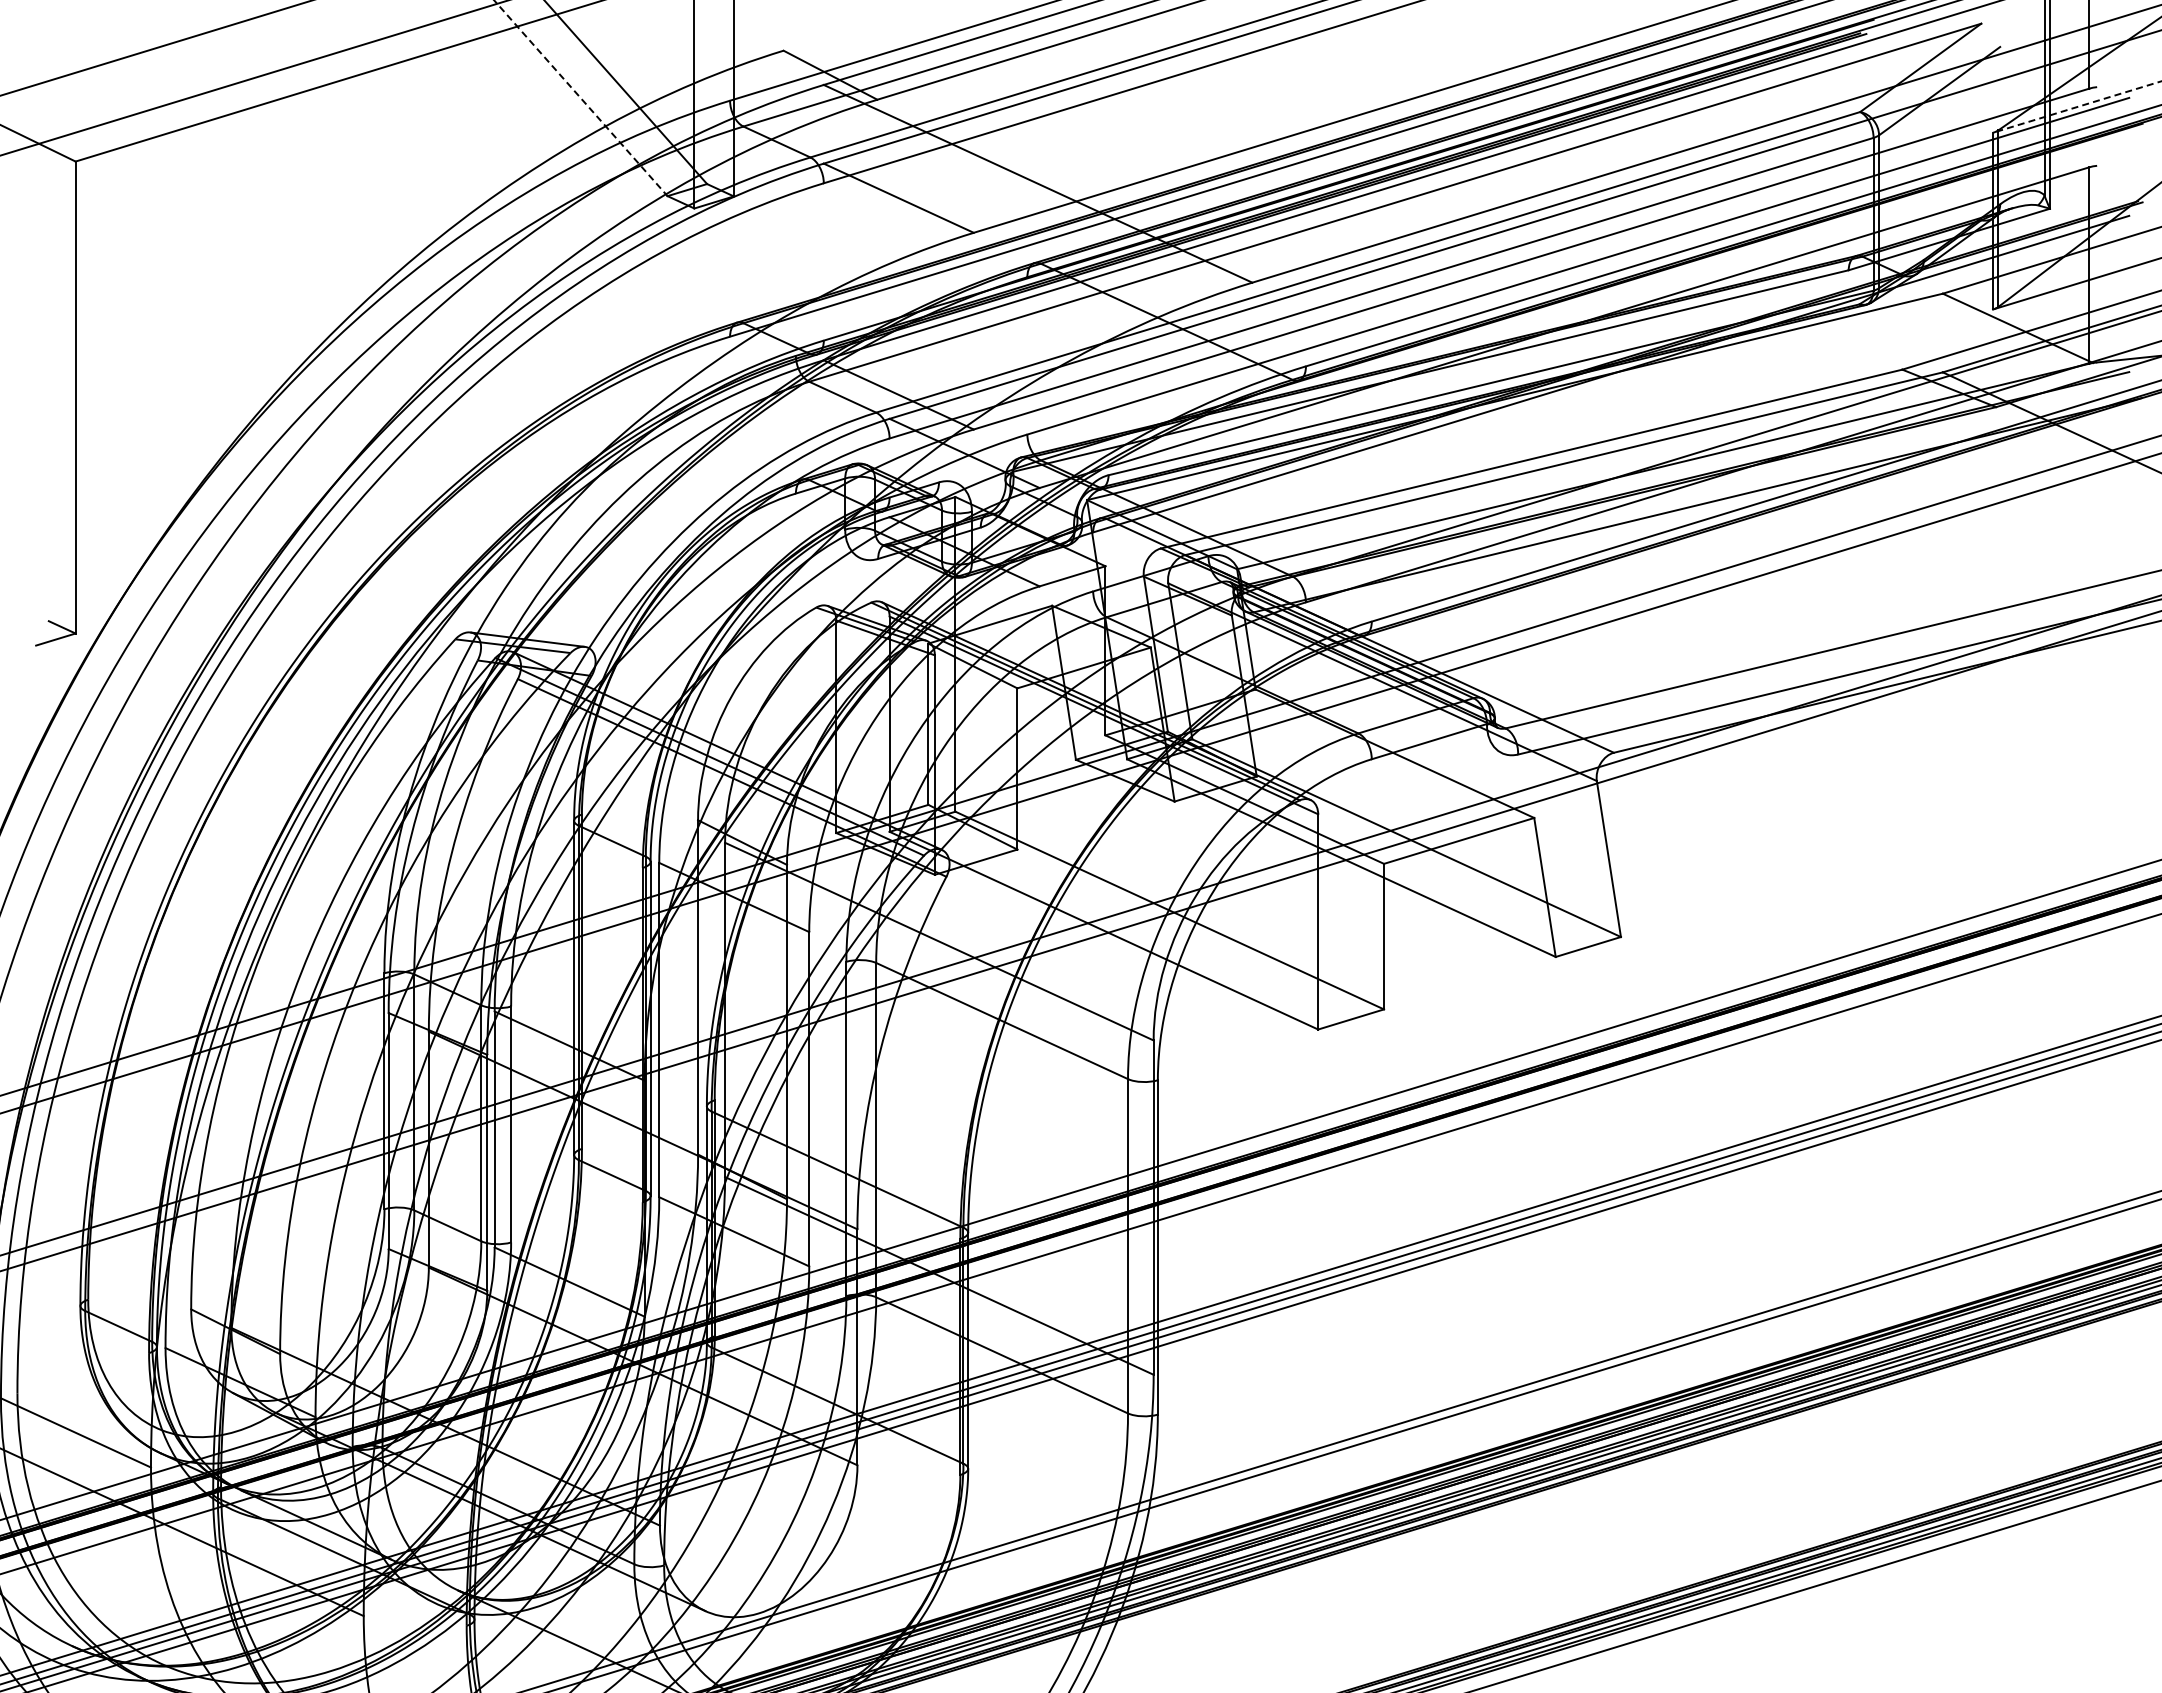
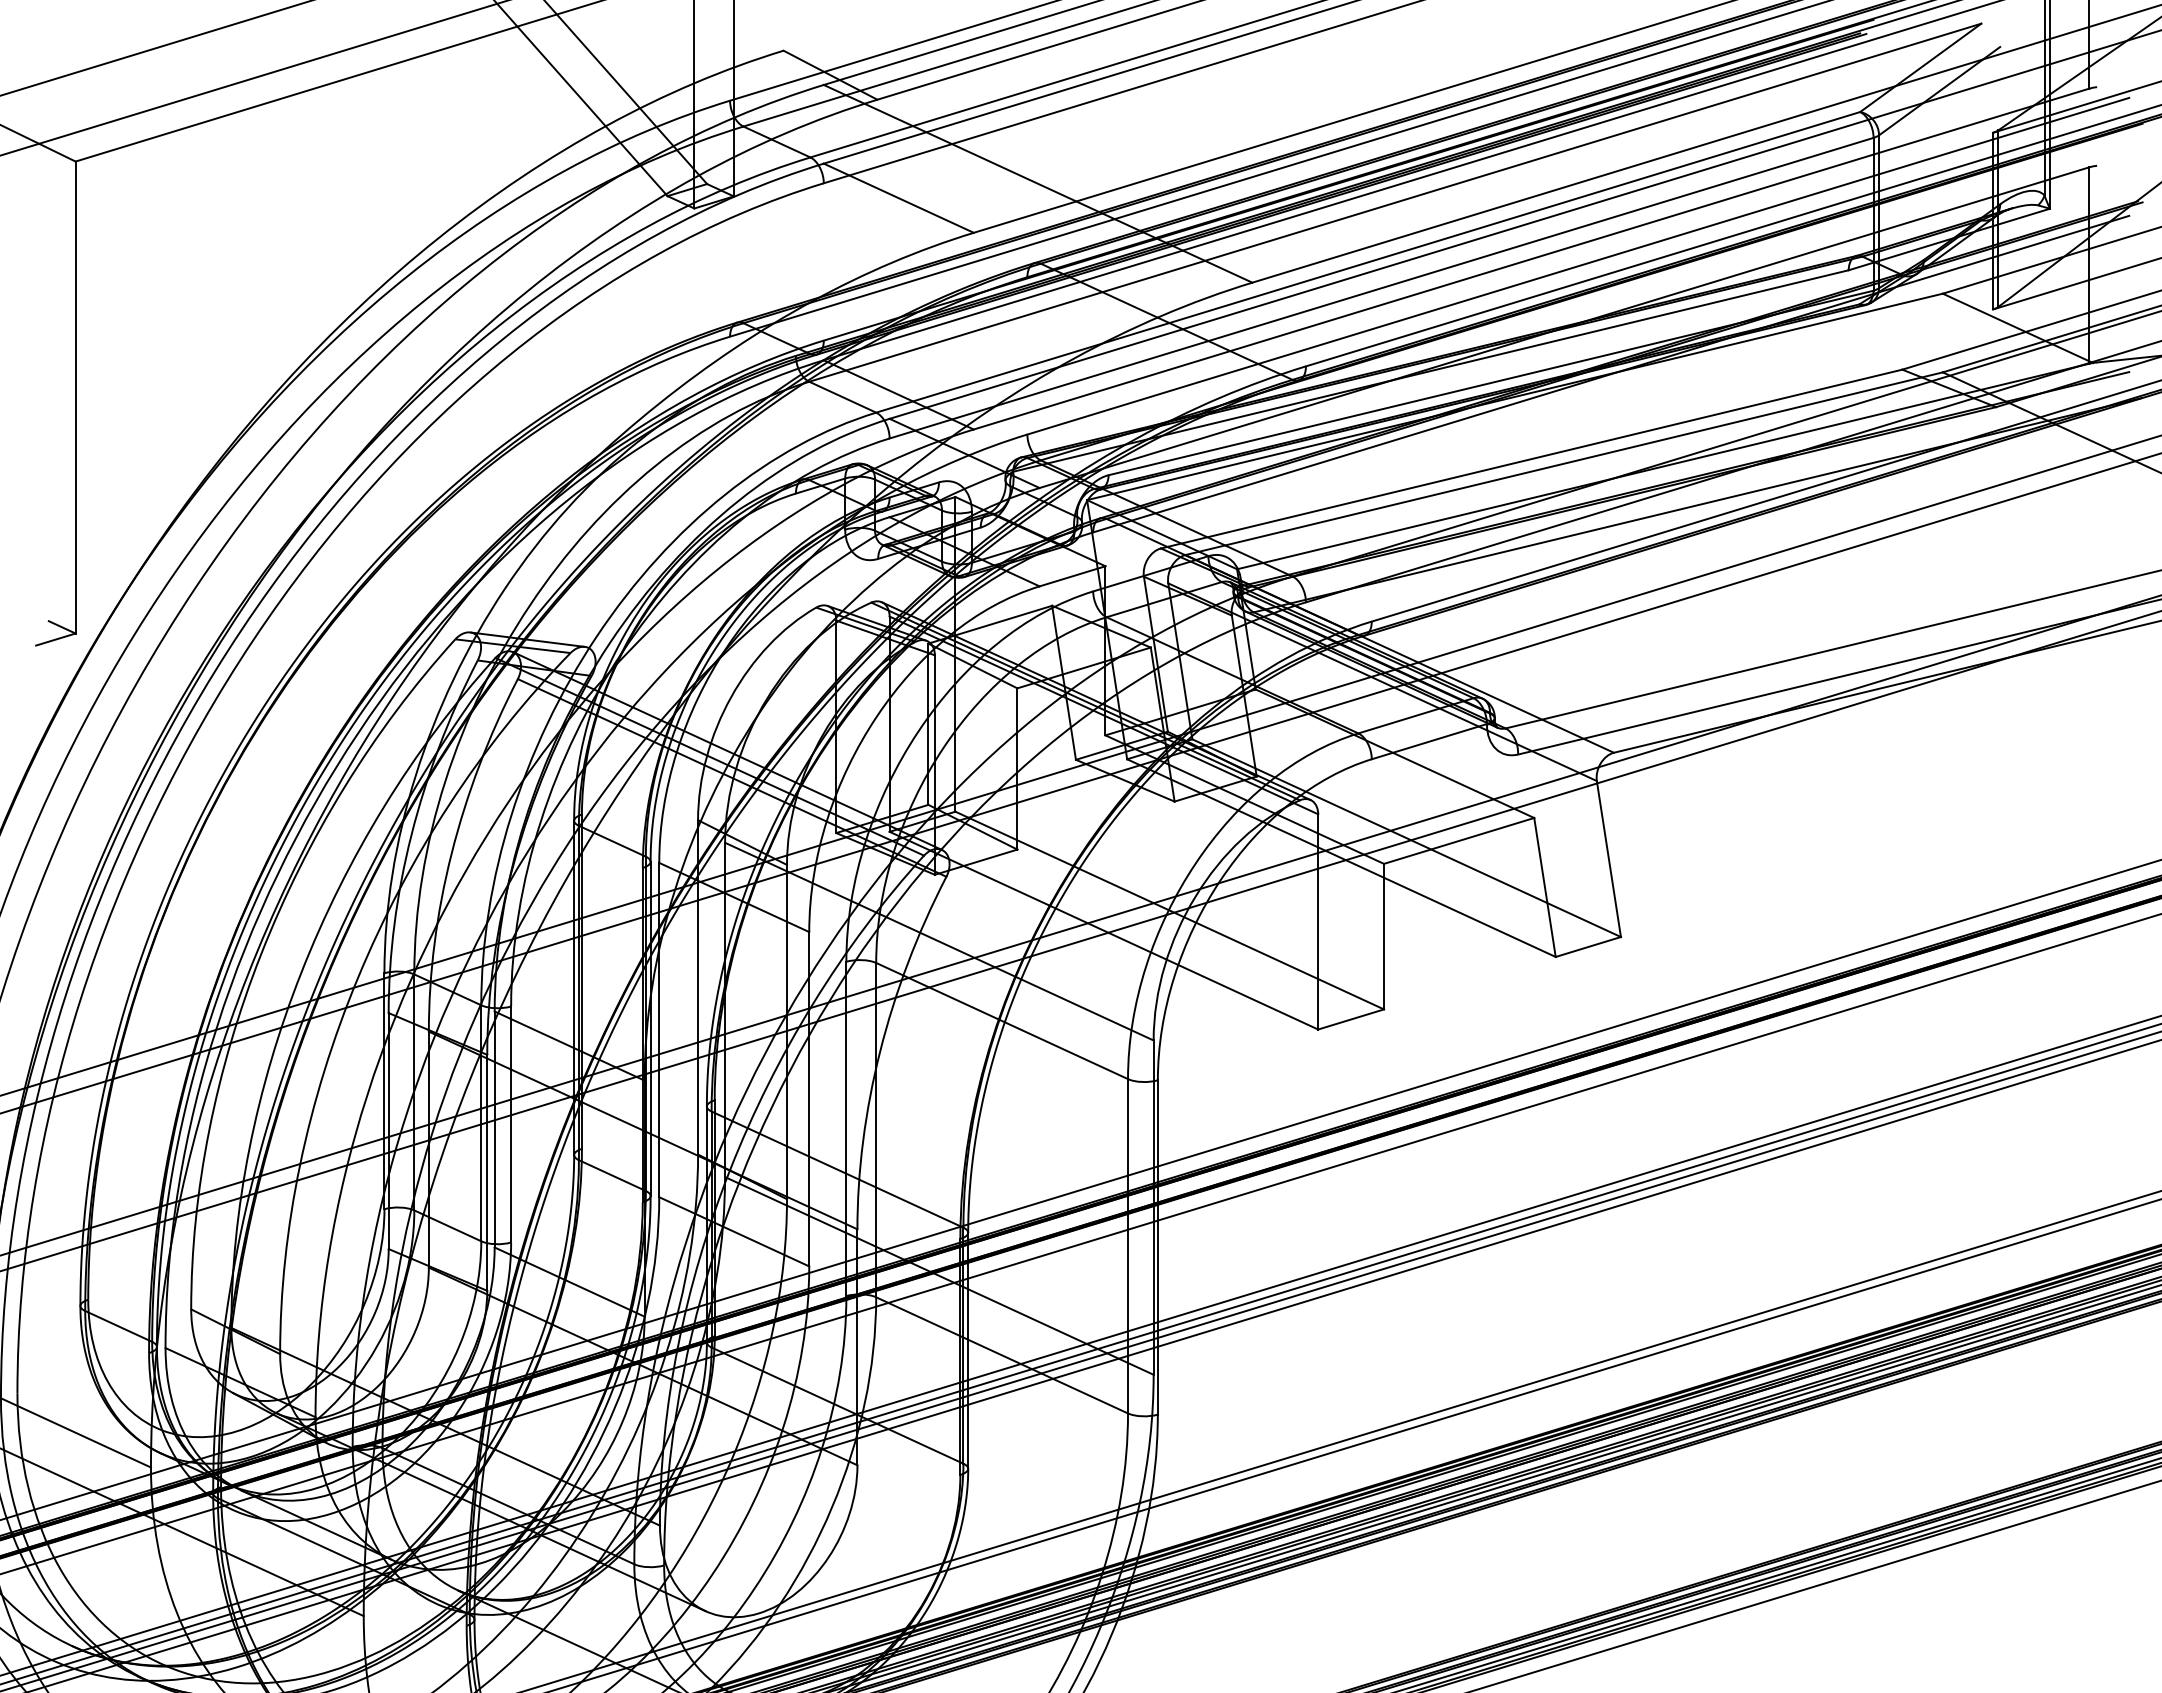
line: dashed -> solid (580, 98)
line: dashed -> solid (2077, 107)
